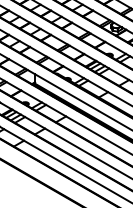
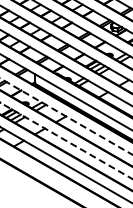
line: solid -> dashed (65, 116)
line: solid -> dashed (65, 140)
